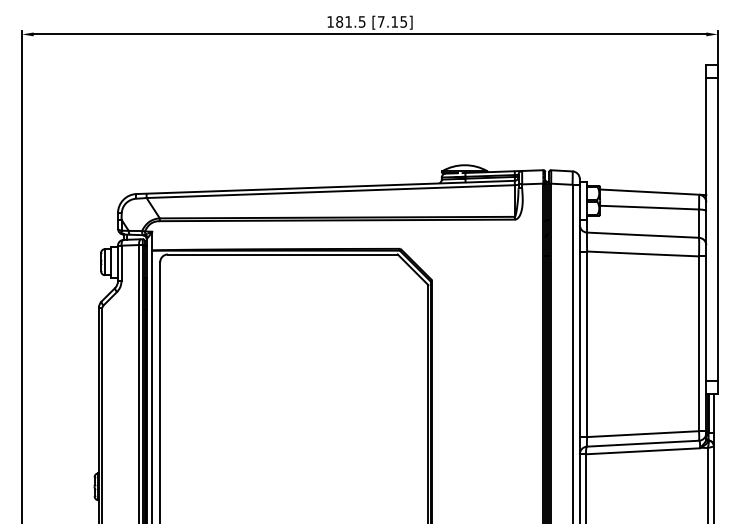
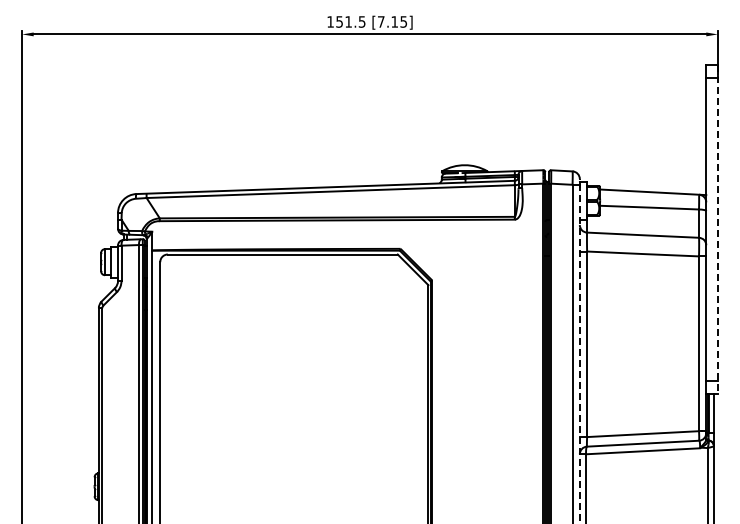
text: 181.5 -> 151.5 (339, 21)
line: solid -> dashed (717, 229)
line: solid -> dashed (579, 350)
